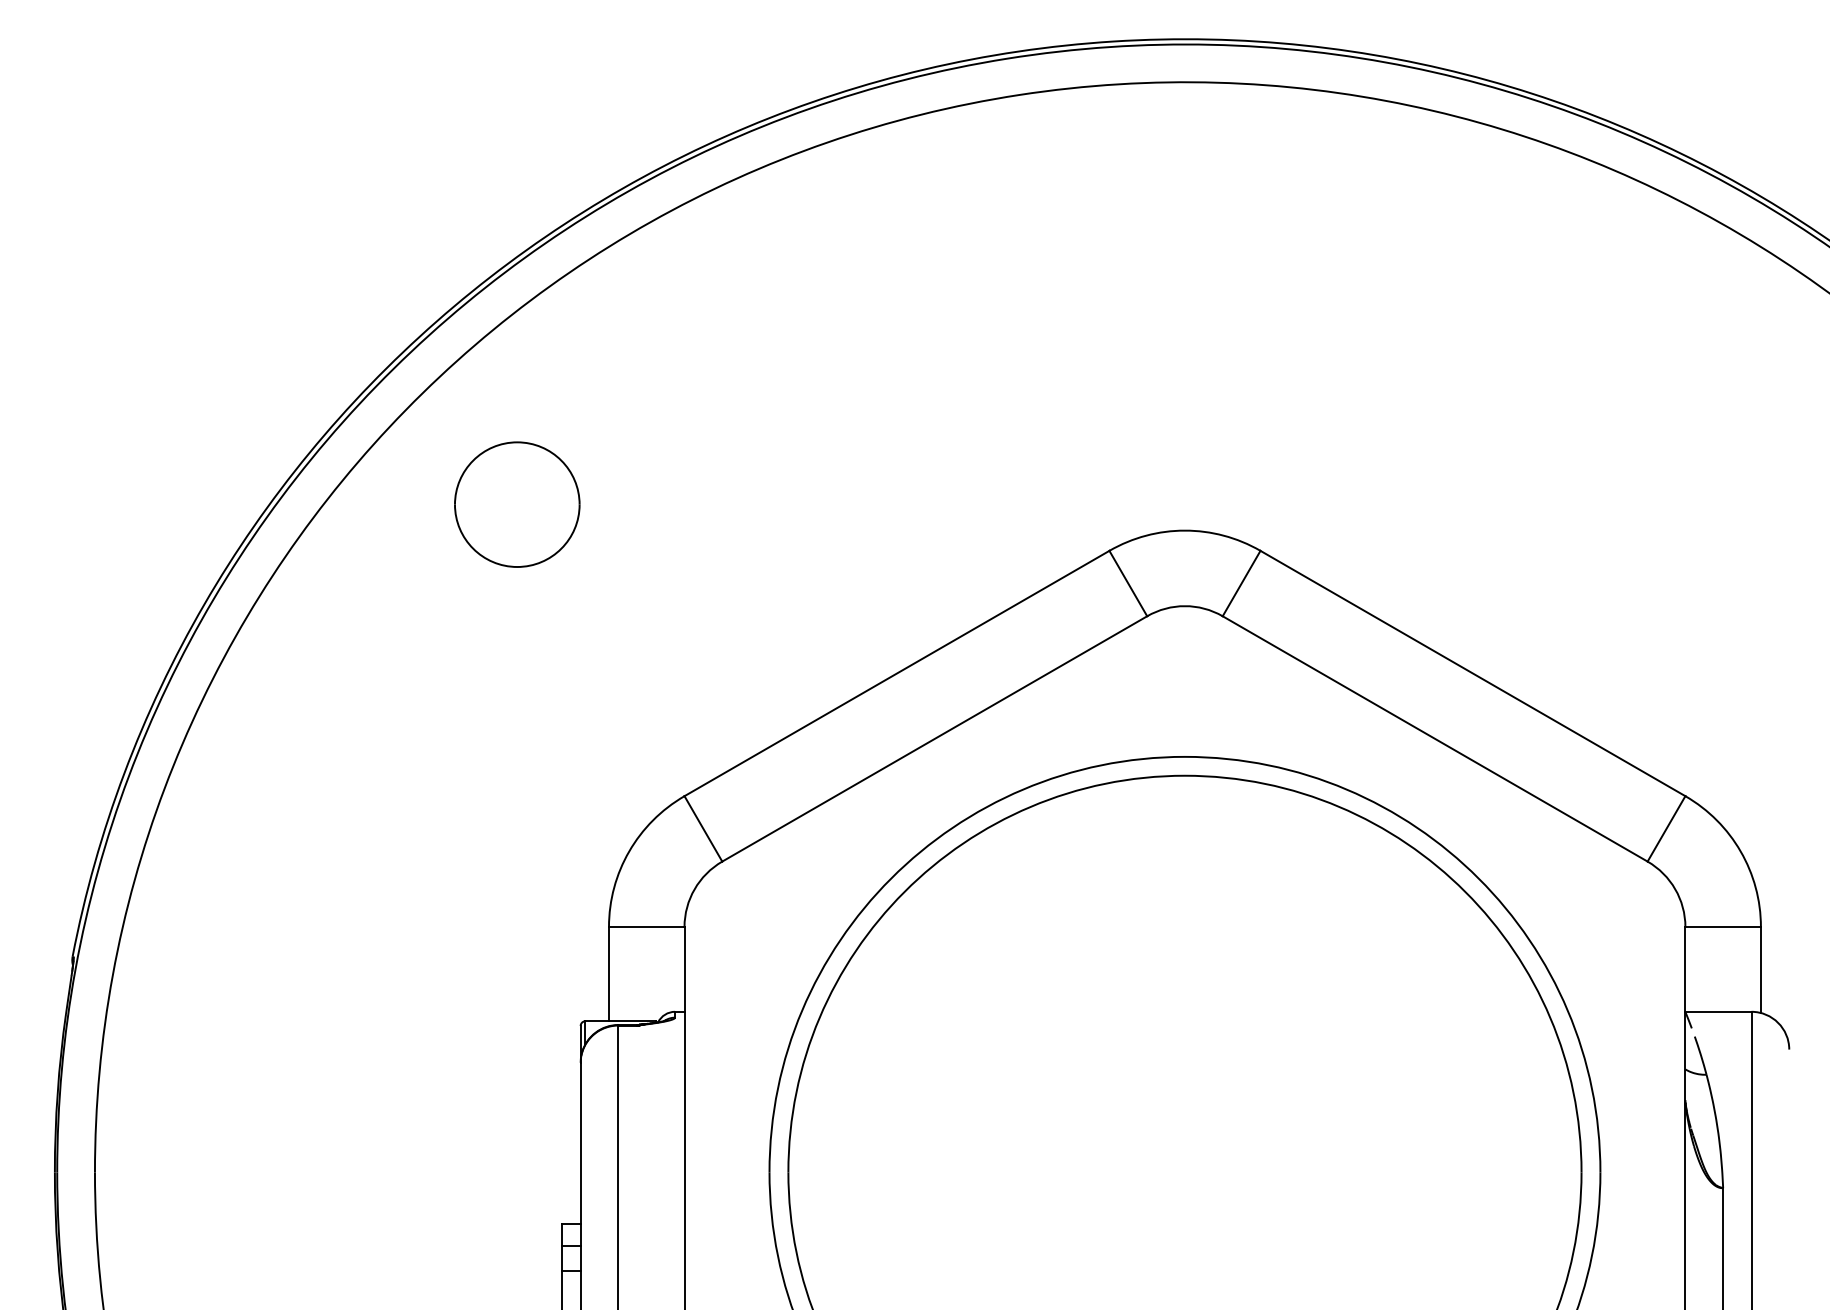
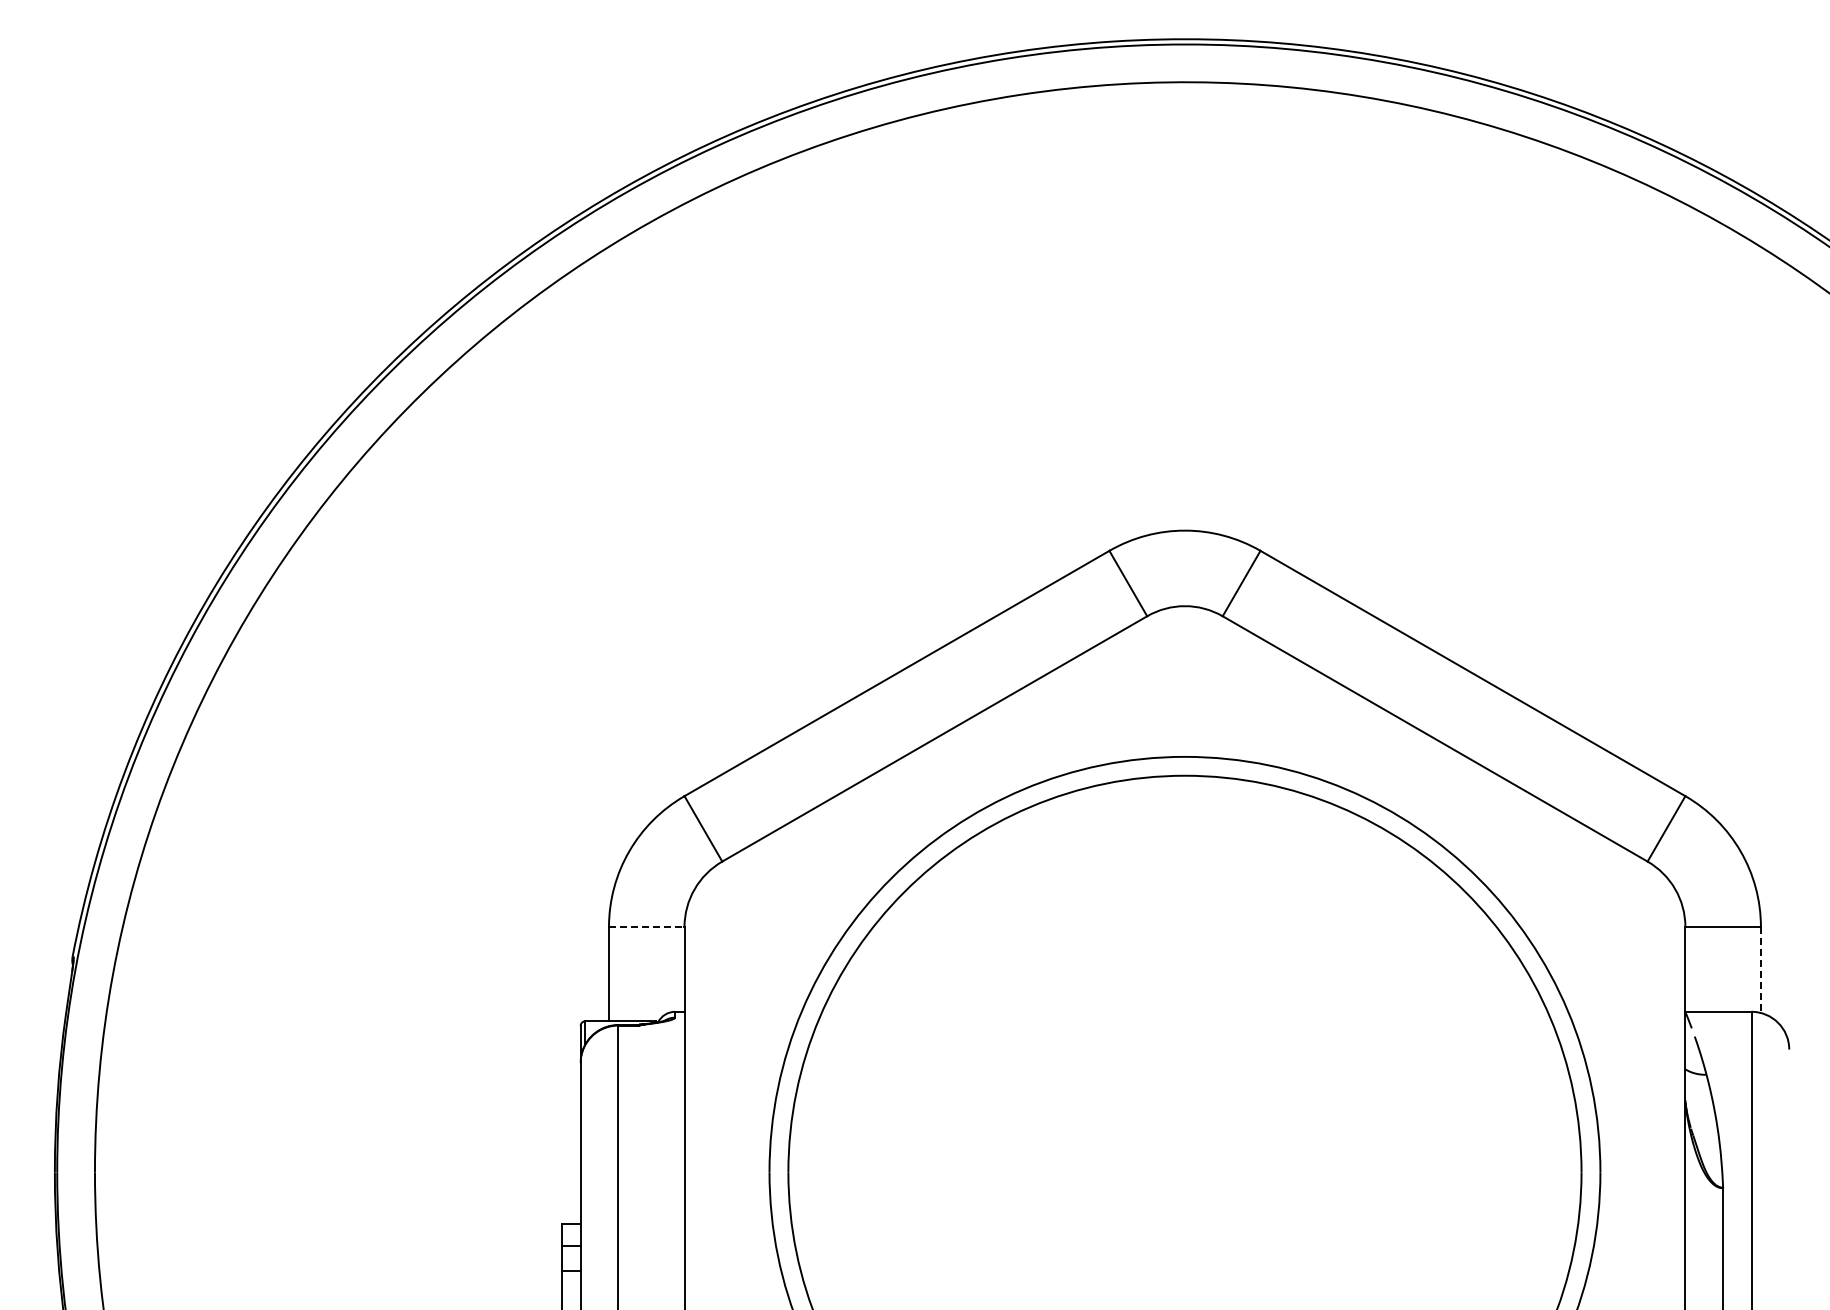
part: present -> none (517, 504)
line: solid -> dashed (646, 927)
line: solid -> dashed (1760, 970)
